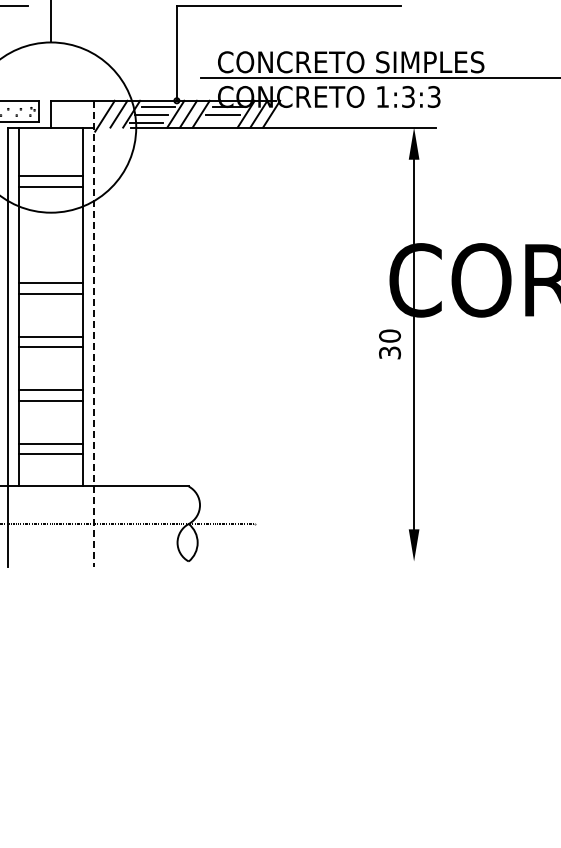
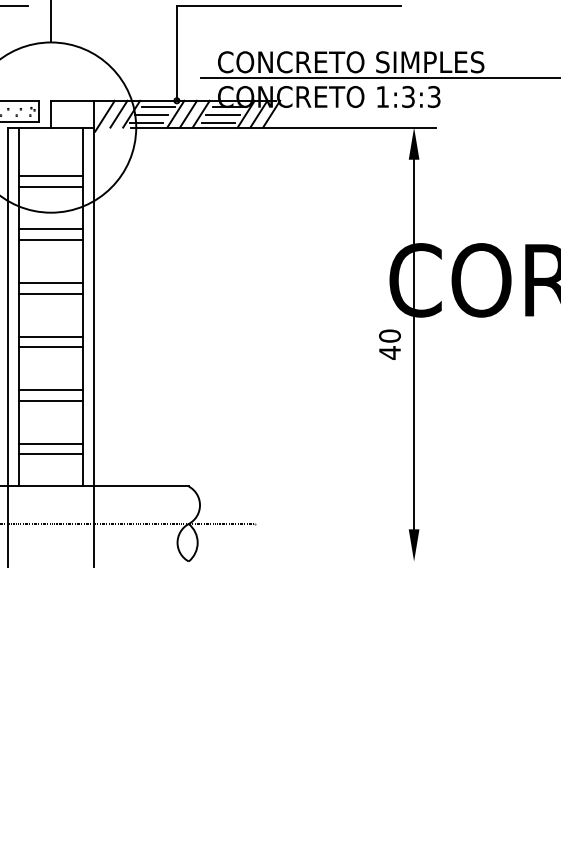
line: none -> present (217, 122)
line: none -> present (51, 229)
line: none -> present (51, 240)
line: dashed -> solid (93, 334)
text: 30 -> 40 (390, 352)
